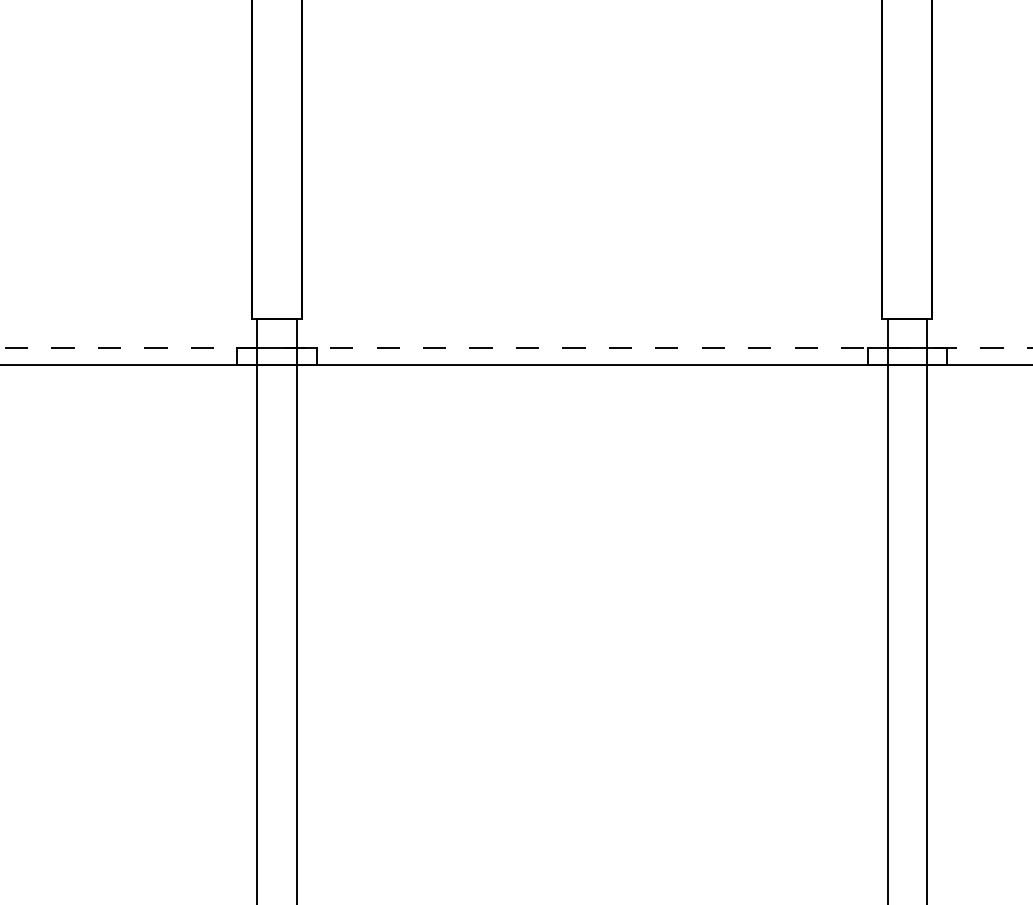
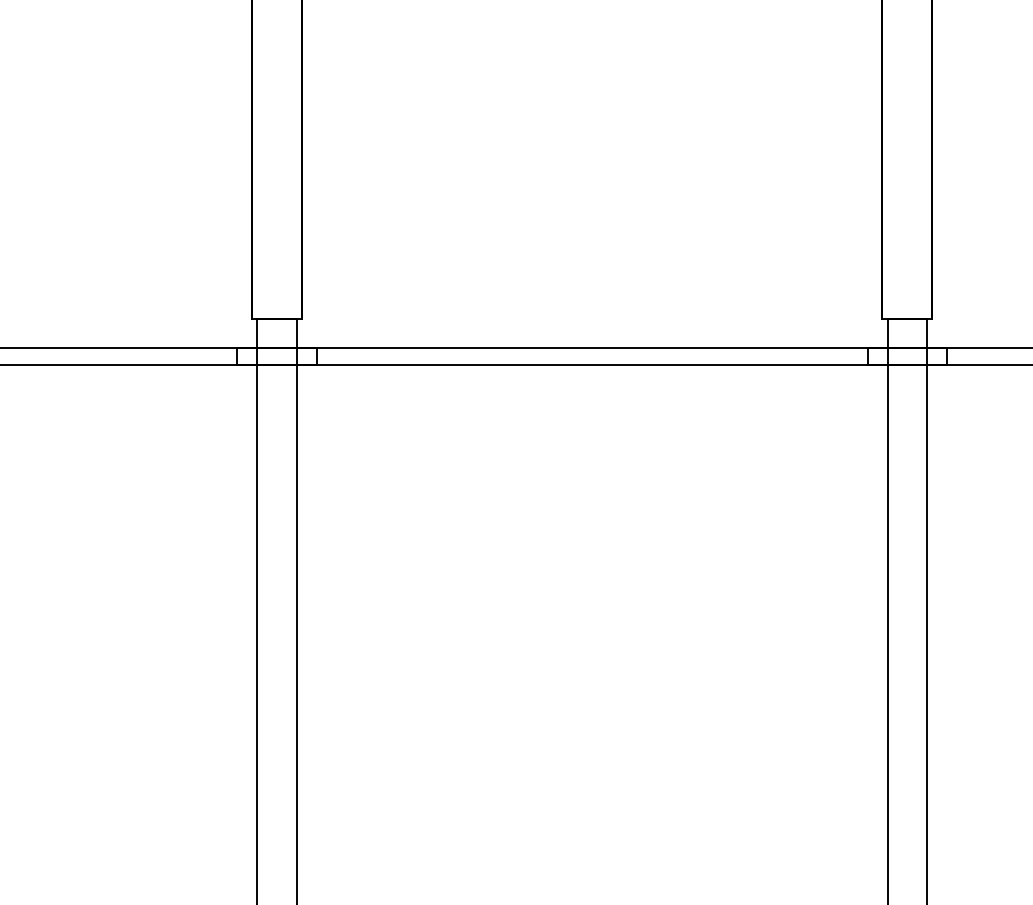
line: dashed -> solid (517, 347)
